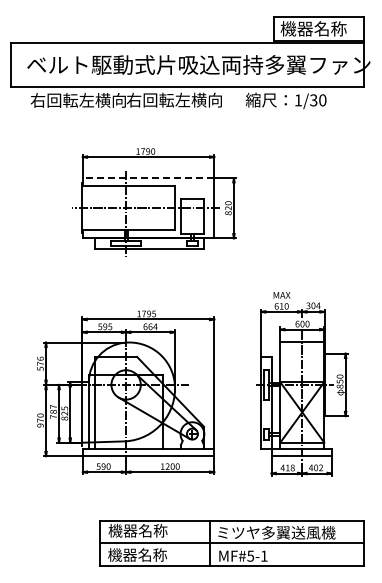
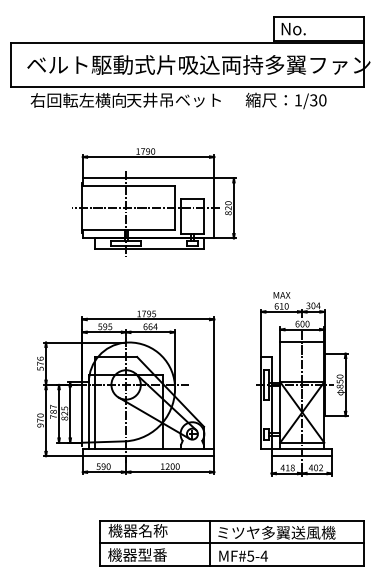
text: 機器名称 -> No. (313, 28)
text: 右回転左横向 -> 天井吊ベット (173, 99)
line: dashed -> solid (148, 178)
text: 機器名称 -> 機器型番 (152, 554)
text: MF#5-1 -> MF#5-4 (263, 555)
